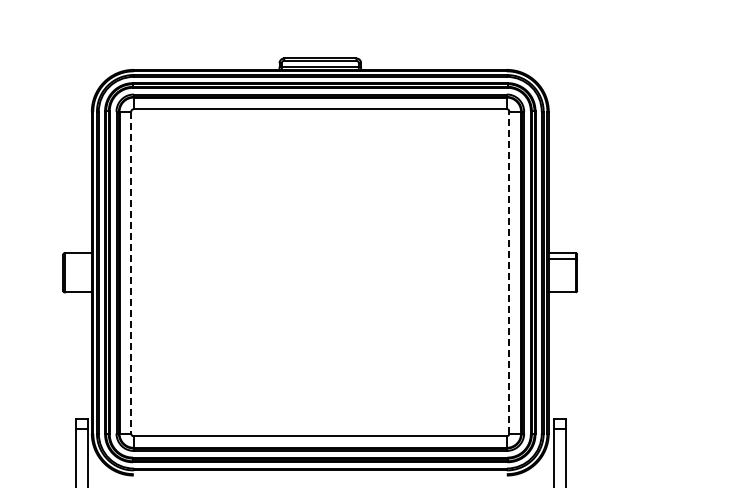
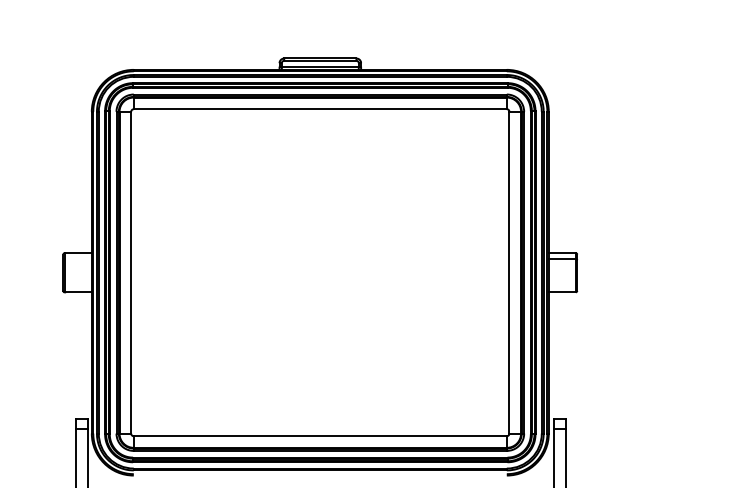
line: dashed -> solid (131, 272)
line: dashed -> solid (509, 272)
